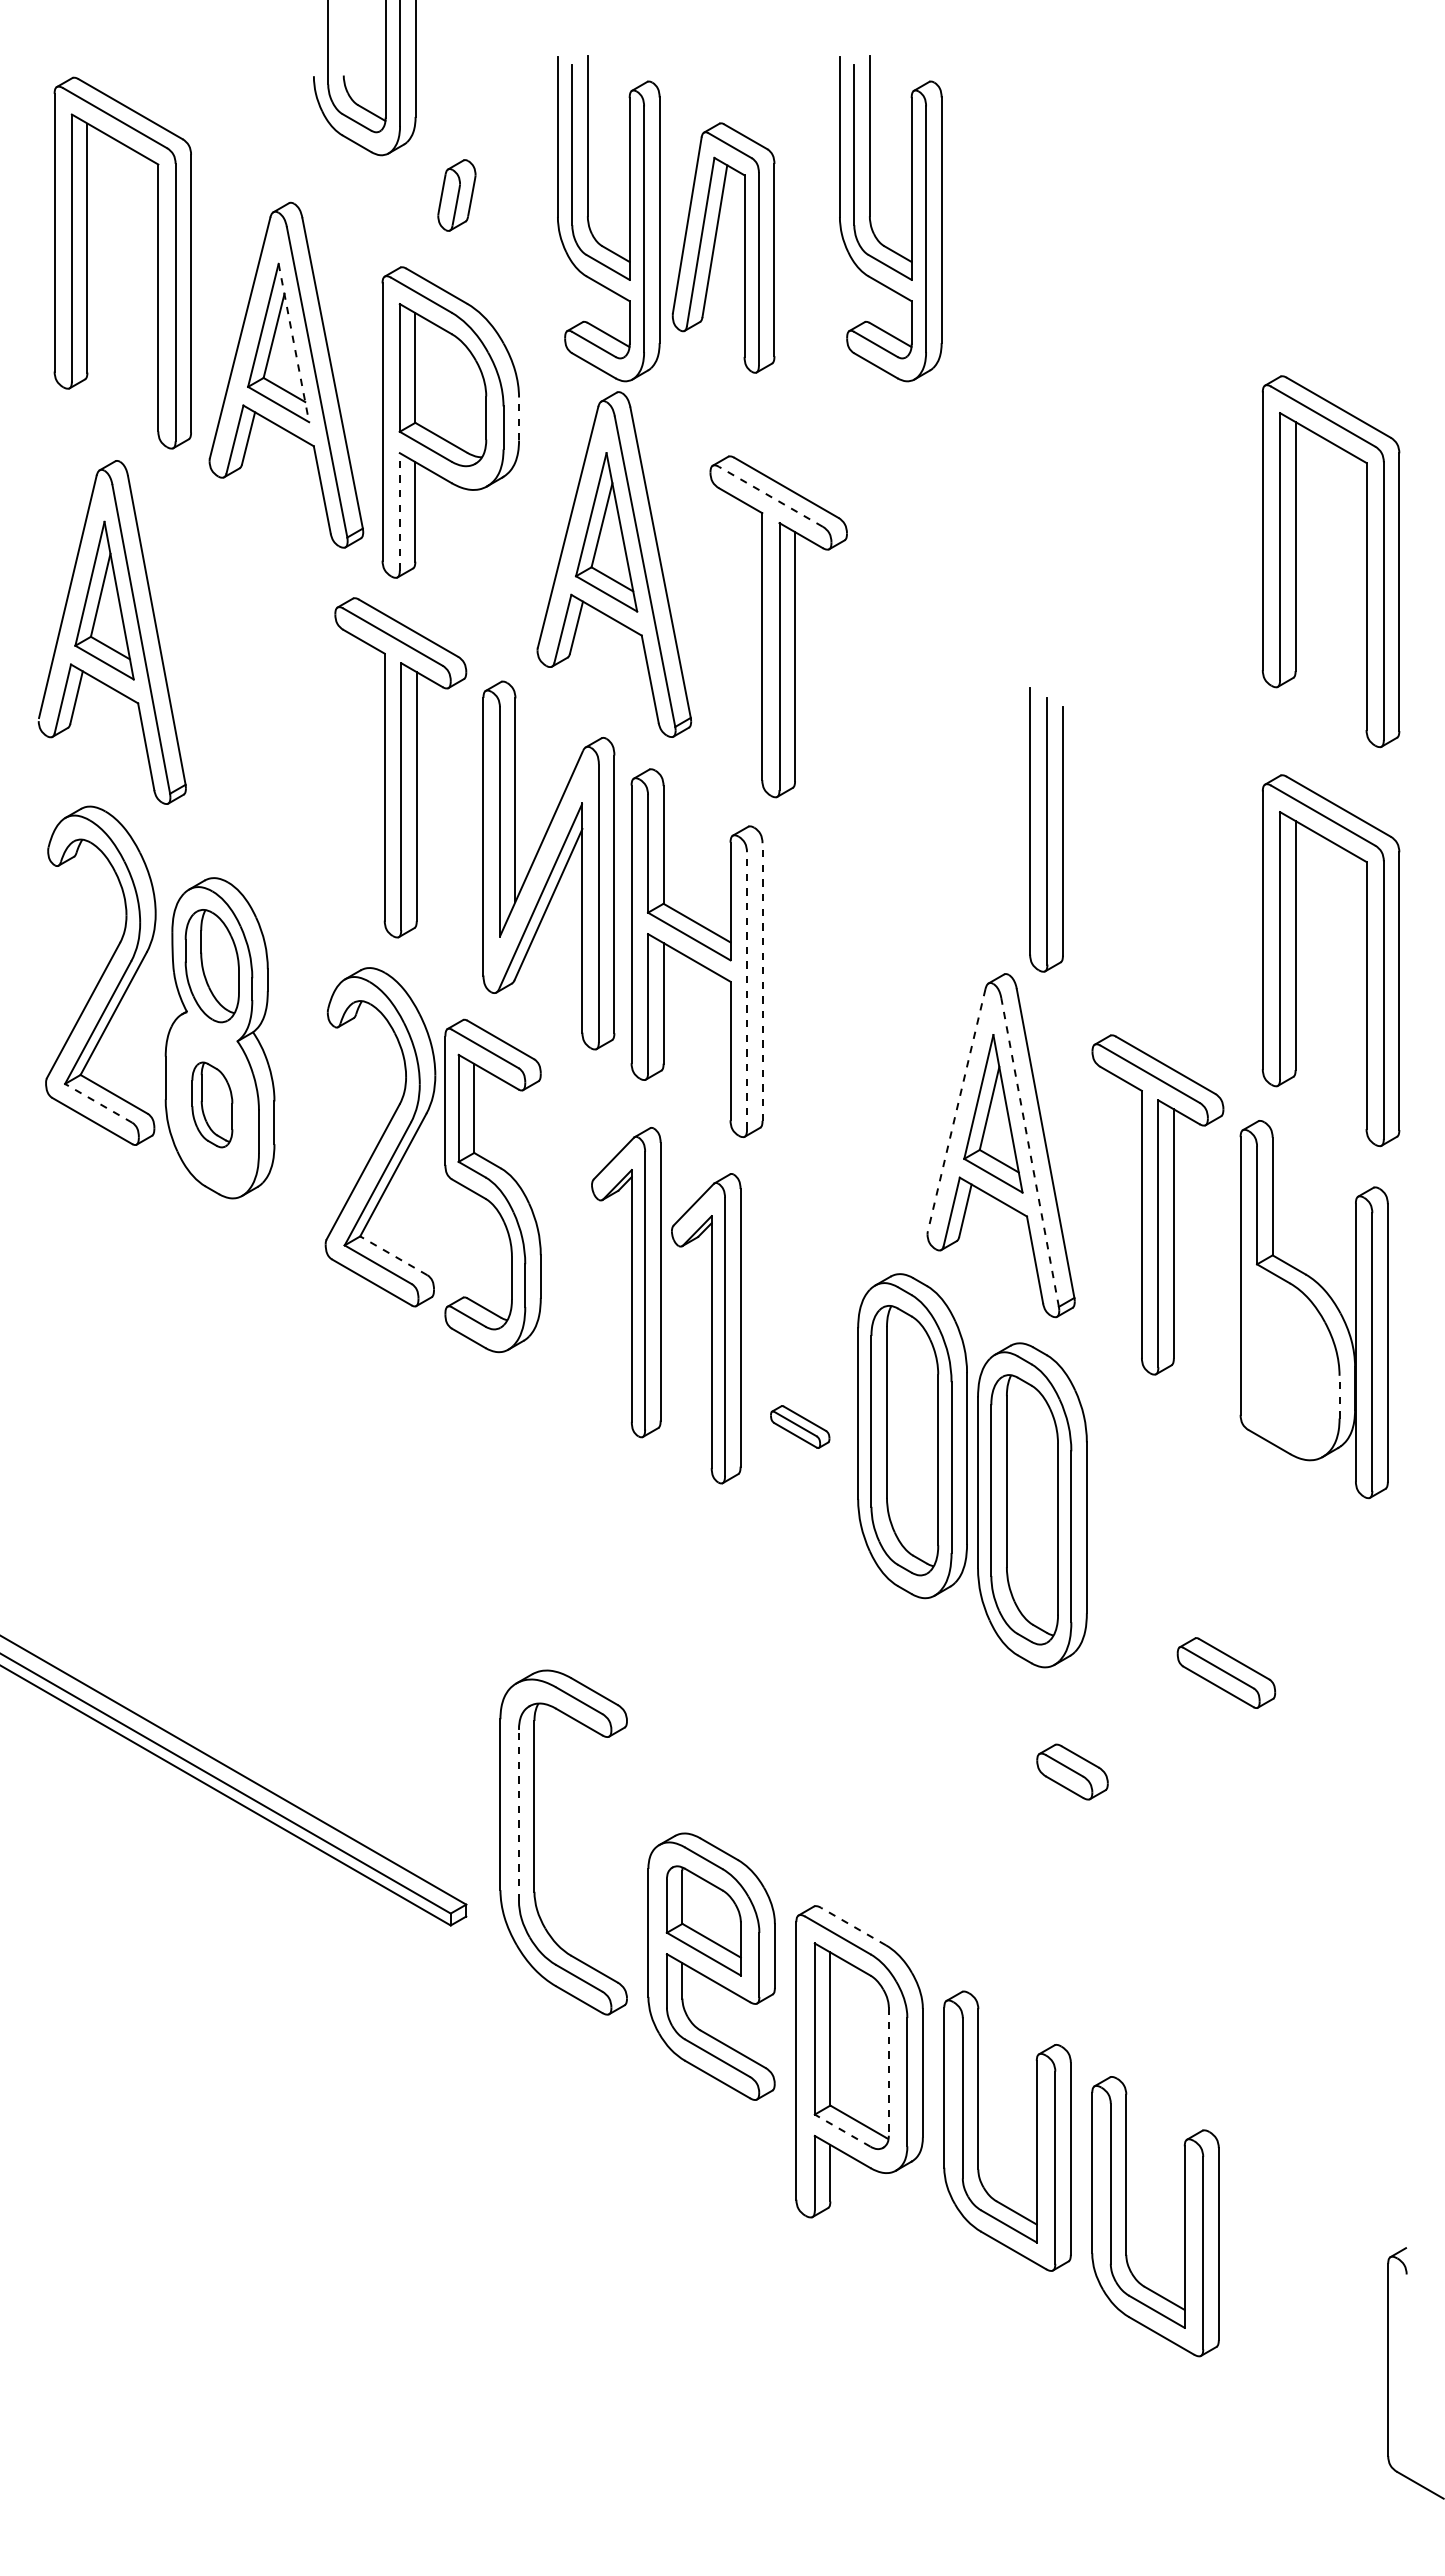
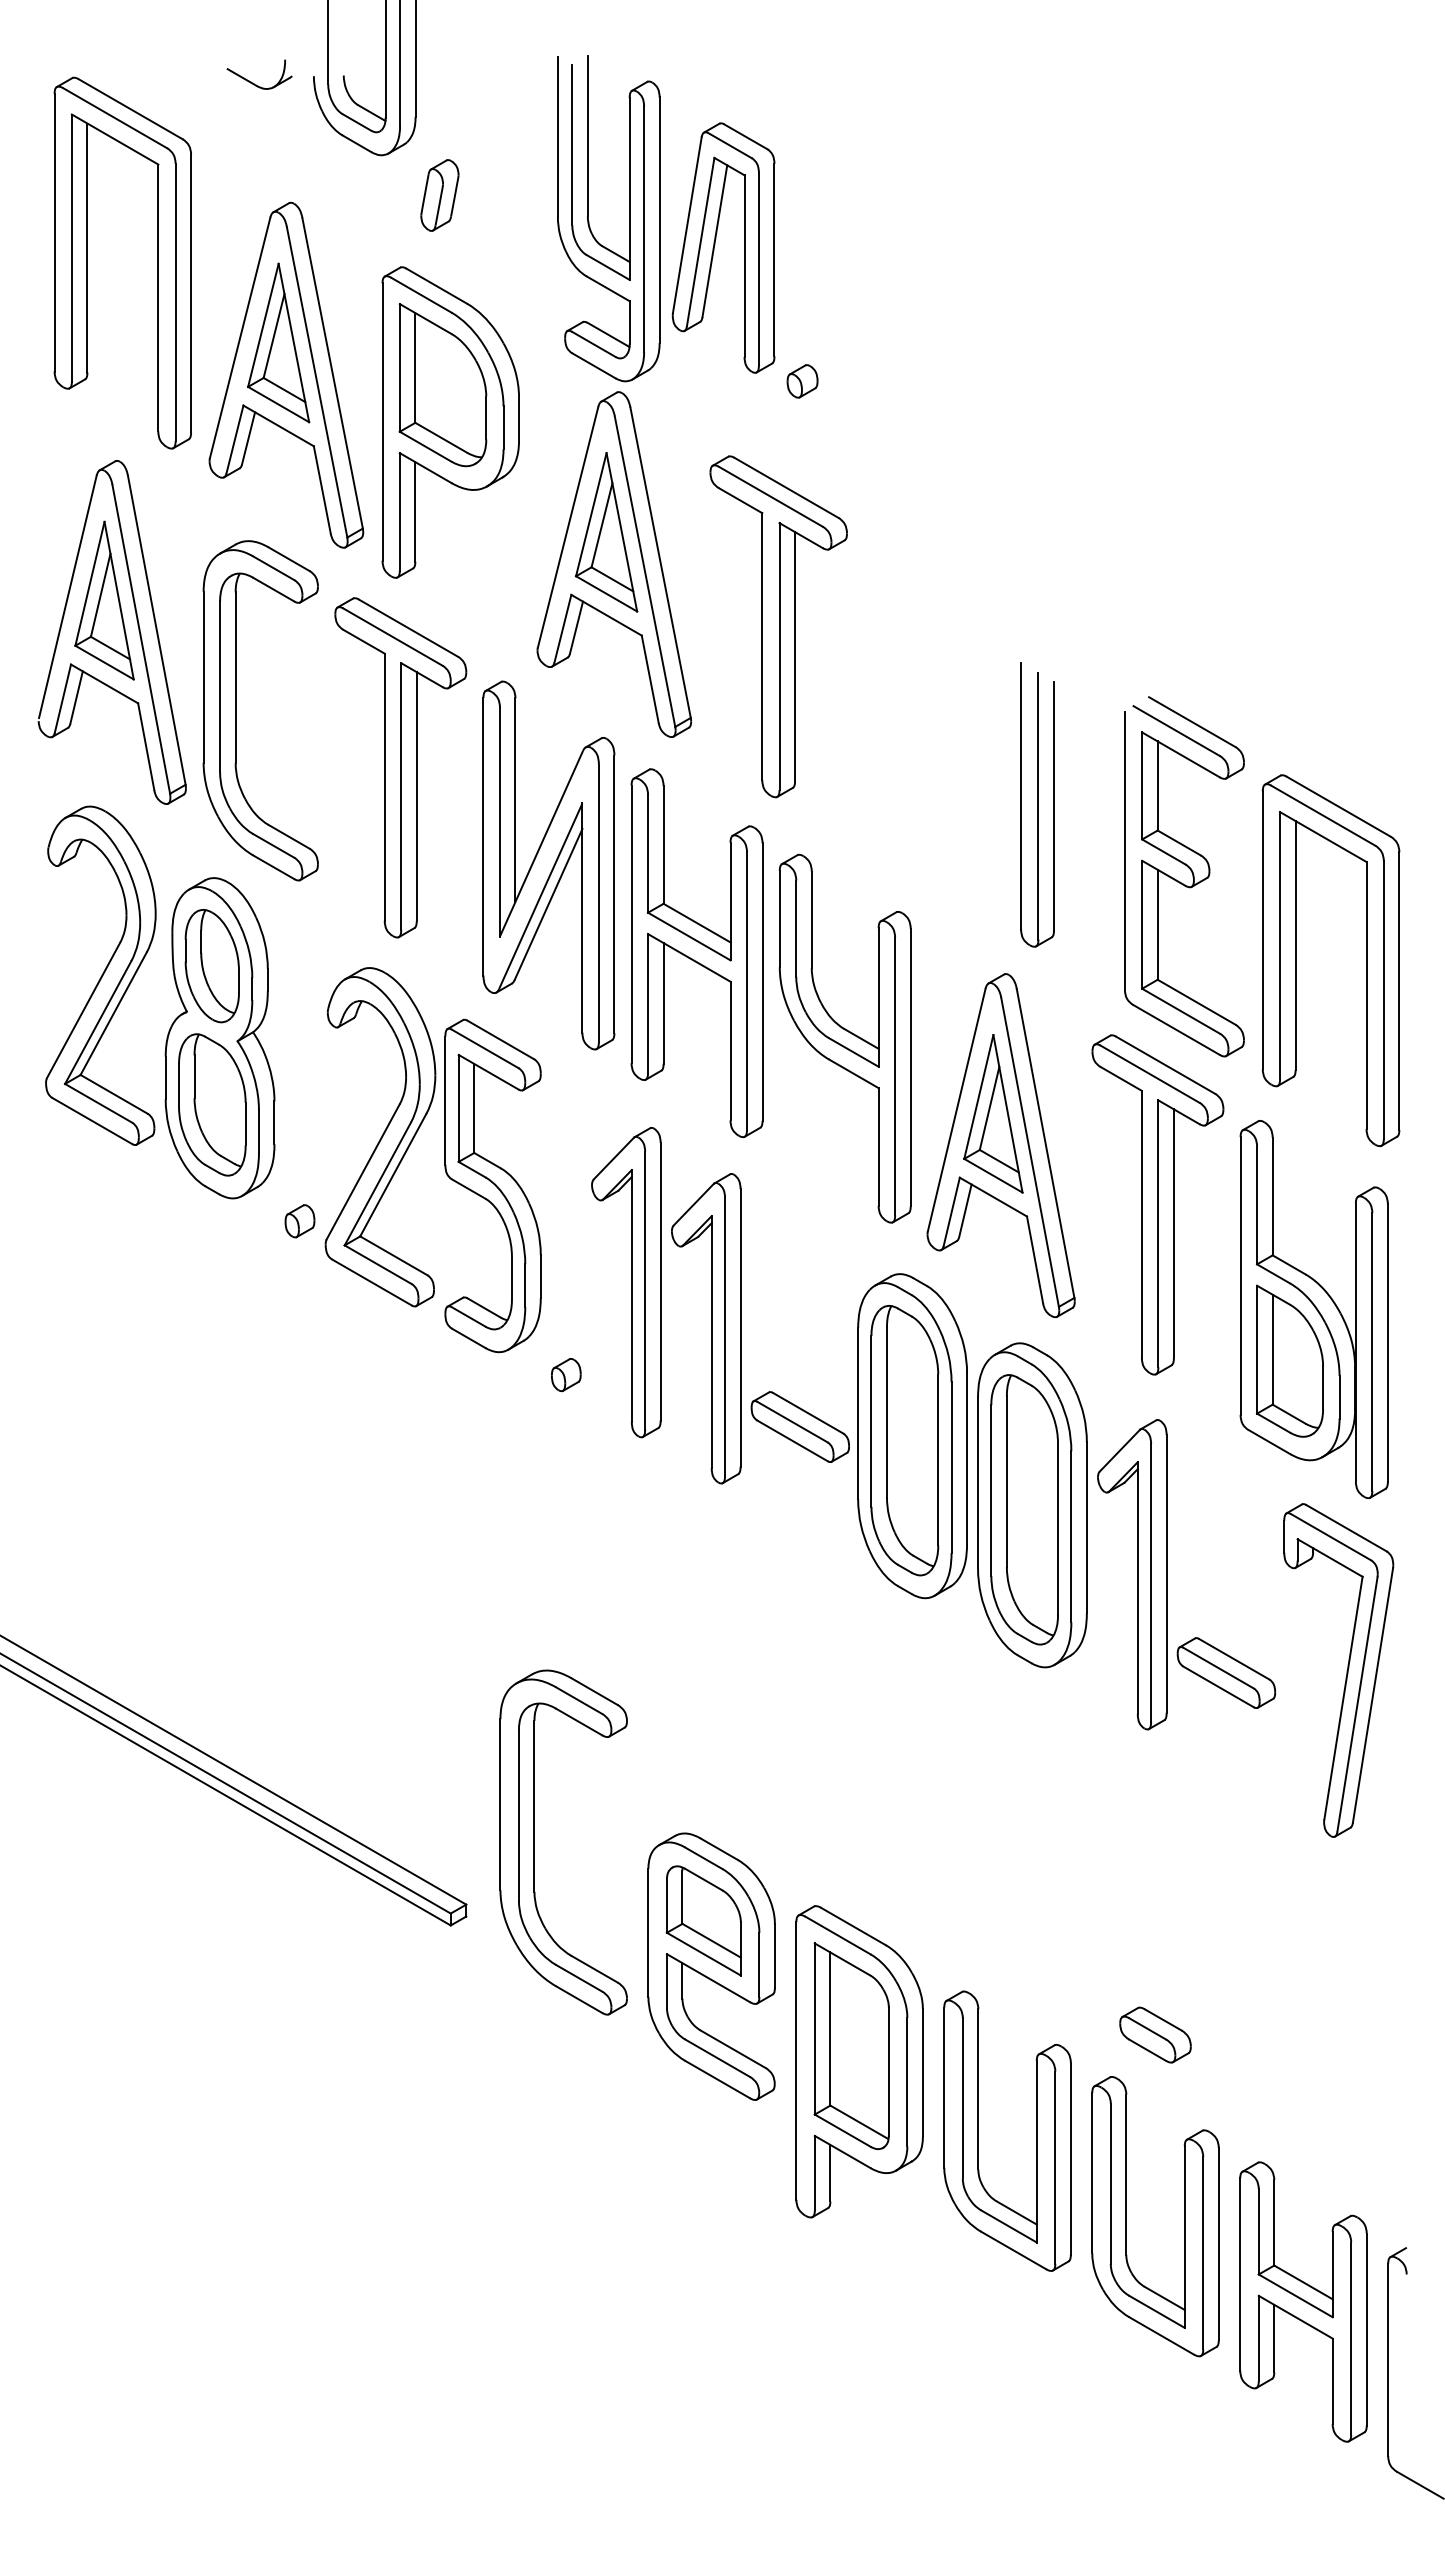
part: none -> present (254, 83)
part position: (456, 195) -> (439, 195) (439, 195)
part: present -> none (871, 221)
line: dashed -> solid (293, 343)
part: none -> present (802, 381)
line: dashed -> solid (519, 418)
line: dashed -> solid (770, 496)
line: dashed -> solid (399, 511)
part: present -> none (1296, 561)
part: none -> present (236, 710)
part position: (1046, 829) -> (1037, 804) (1037, 804)
part: none -> present (1180, 881)
line: dashed -> solid (762, 982)
line: dashed -> solid (747, 991)
part: none -> present (844, 1038)
line: dashed -> solid (98, 1103)
part size: 43x88 px -> 69x144 px (212, 1104)
line: dashed -> solid (956, 1110)
line: dashed -> solid (1030, 1152)
part: none -> present (299, 1221)
line: dashed -> solid (393, 1255)
part: none -> present (1289, 1360)
part: none -> present (566, 1375)
line: dashed -> solid (1339, 1396)
part size: 61x44 px -> 100x72 px (799, 1426)
part: none -> present (1132, 1574)
part: none -> present (1346, 1671)
part position: (1072, 1771) -> (1155, 2034) (1155, 2034)
line: dashed -> solid (518, 1814)
line: dashed -> solid (853, 1926)
line: dashed -> solid (888, 2072)
line: dashed -> solid (842, 2130)
part: none -> present (1303, 2301)
